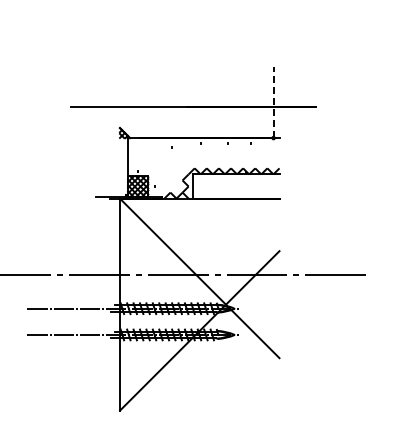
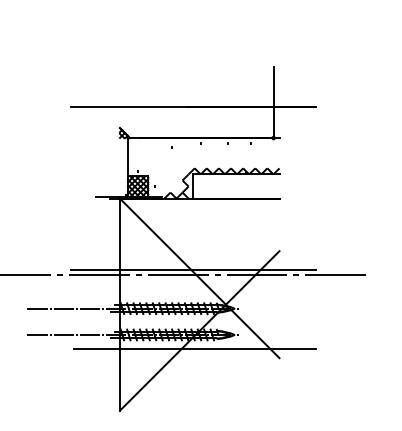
line: dashed -> solid (273, 102)
line: none -> present (192, 270)
line: none -> present (194, 349)
